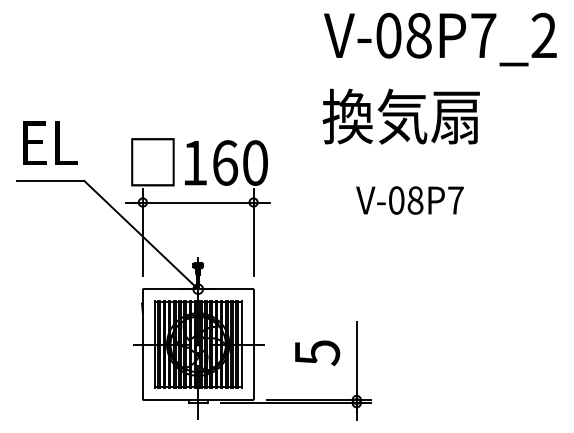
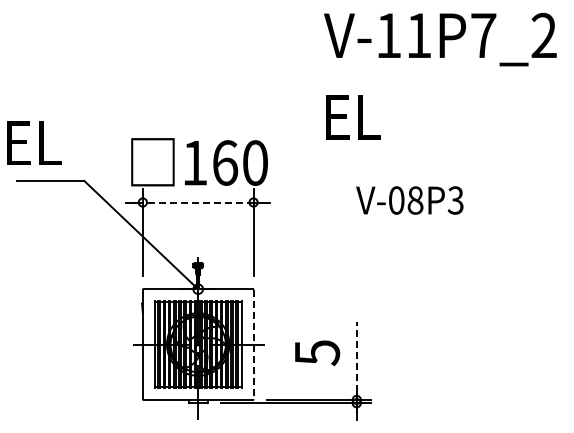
text: V-08P7_2 -> V-11P7_2 (403, 35)
text: 換気扇 -> EL (400, 116)
text position: (50, 142) -> (34, 142) (34, 142)
text: V-08P7 -> V-08P3 (455, 200)
line: solid -> dashed (197, 202)
line: solid -> dashed (253, 344)
line: solid -> dashed (356, 356)
